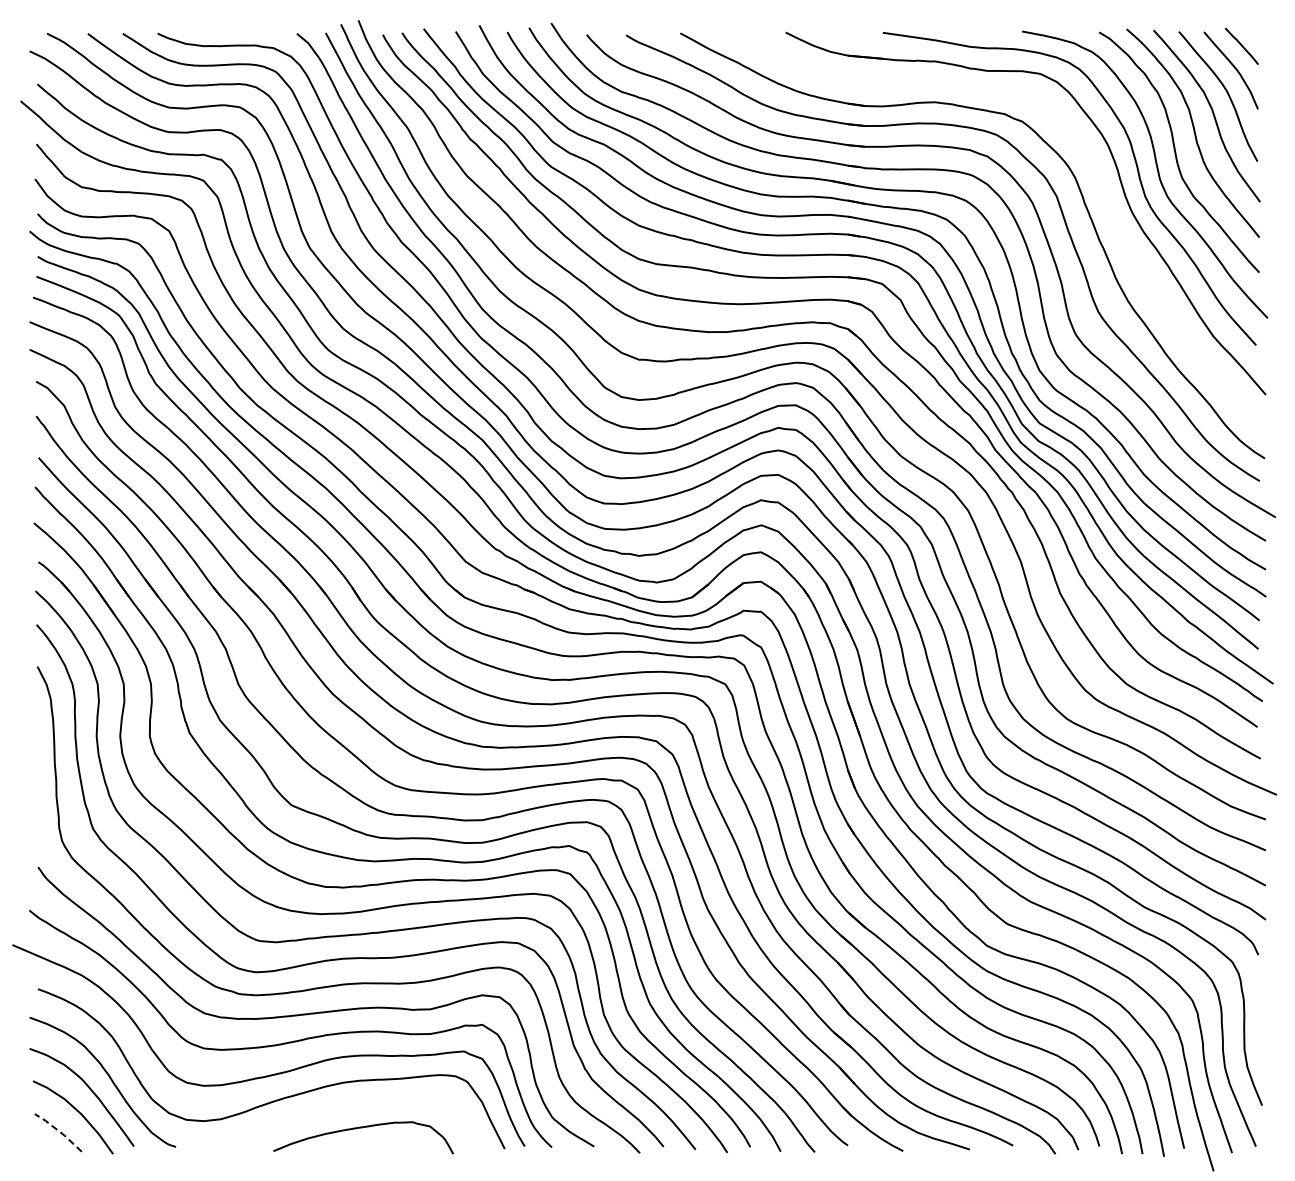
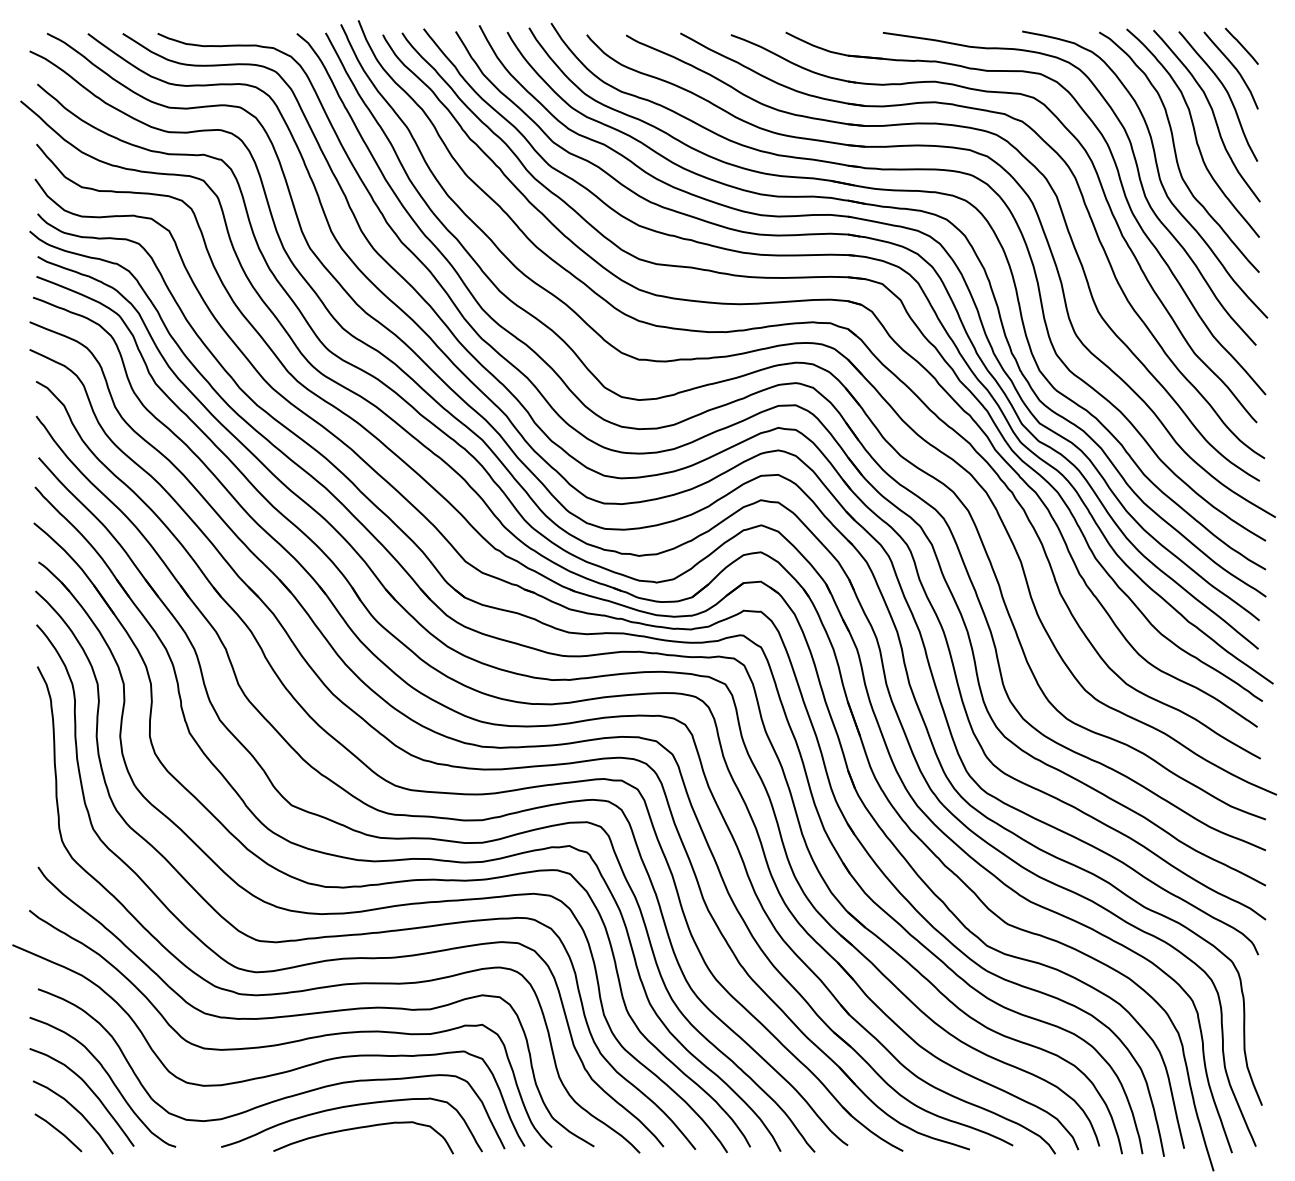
part: none -> present (1102, 192)
curve: none -> present (348, 1107)
line: dashed -> solid (58, 1131)
